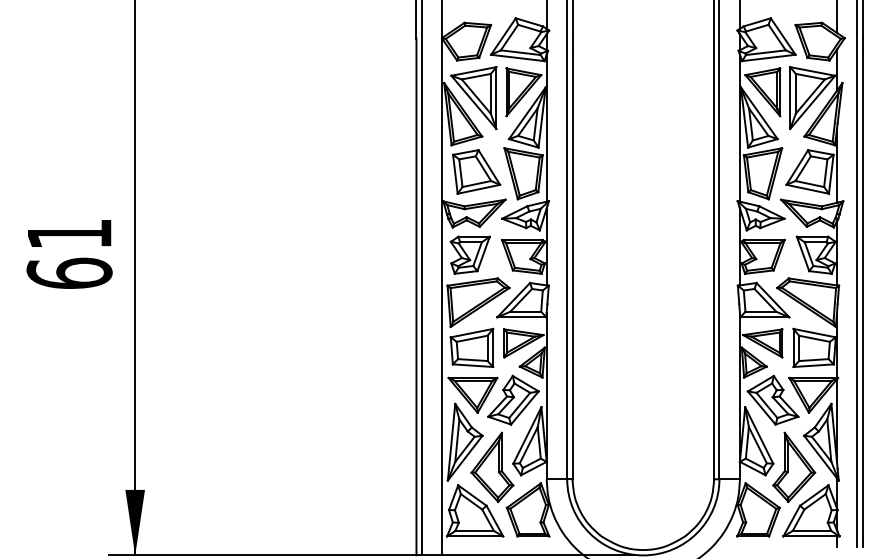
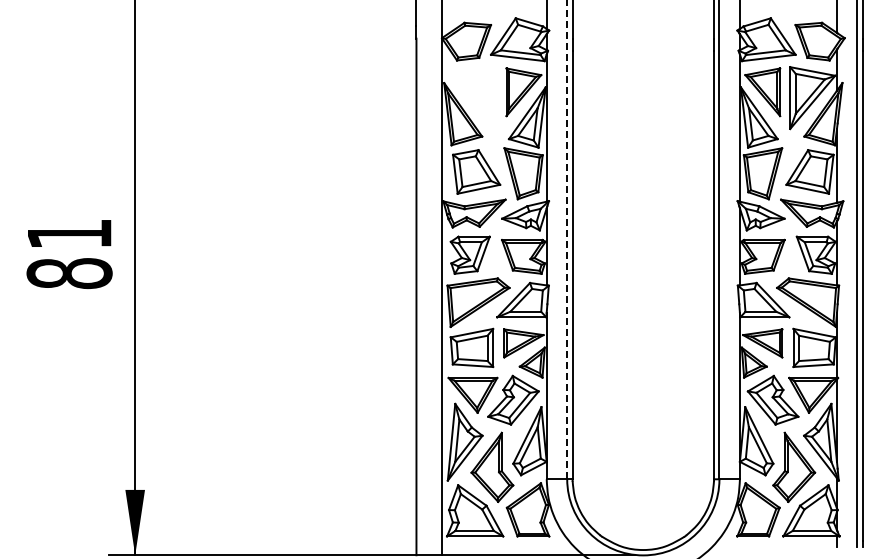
part: present -> none (473, 98)
line: solid -> dashed (567, 239)
text: 61 -> 81 (69, 273)
line: present -> none (421, 278)
